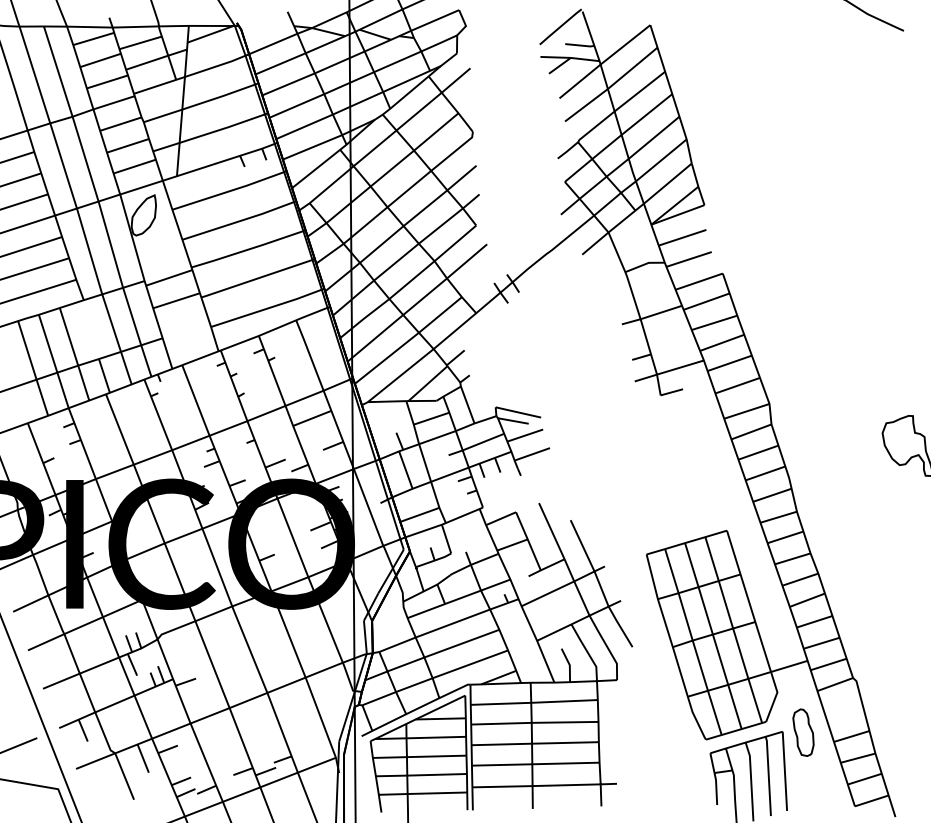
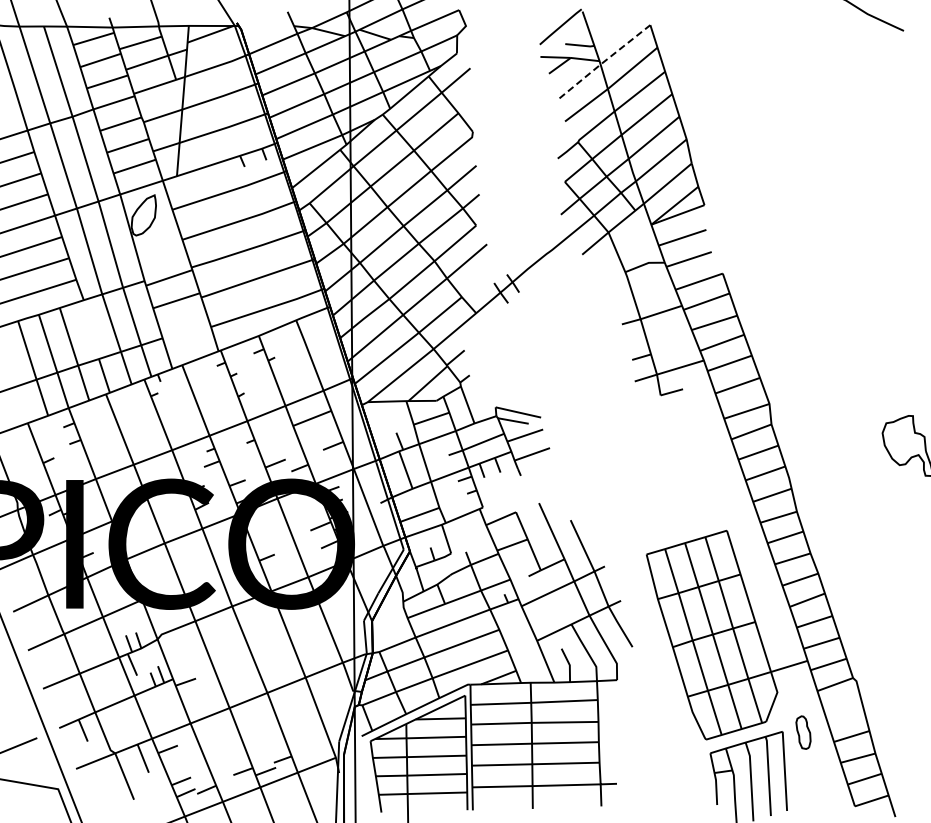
line: solid -> dashed (604, 61)
part size: 23x49 px -> 17x35 px (803, 732)
